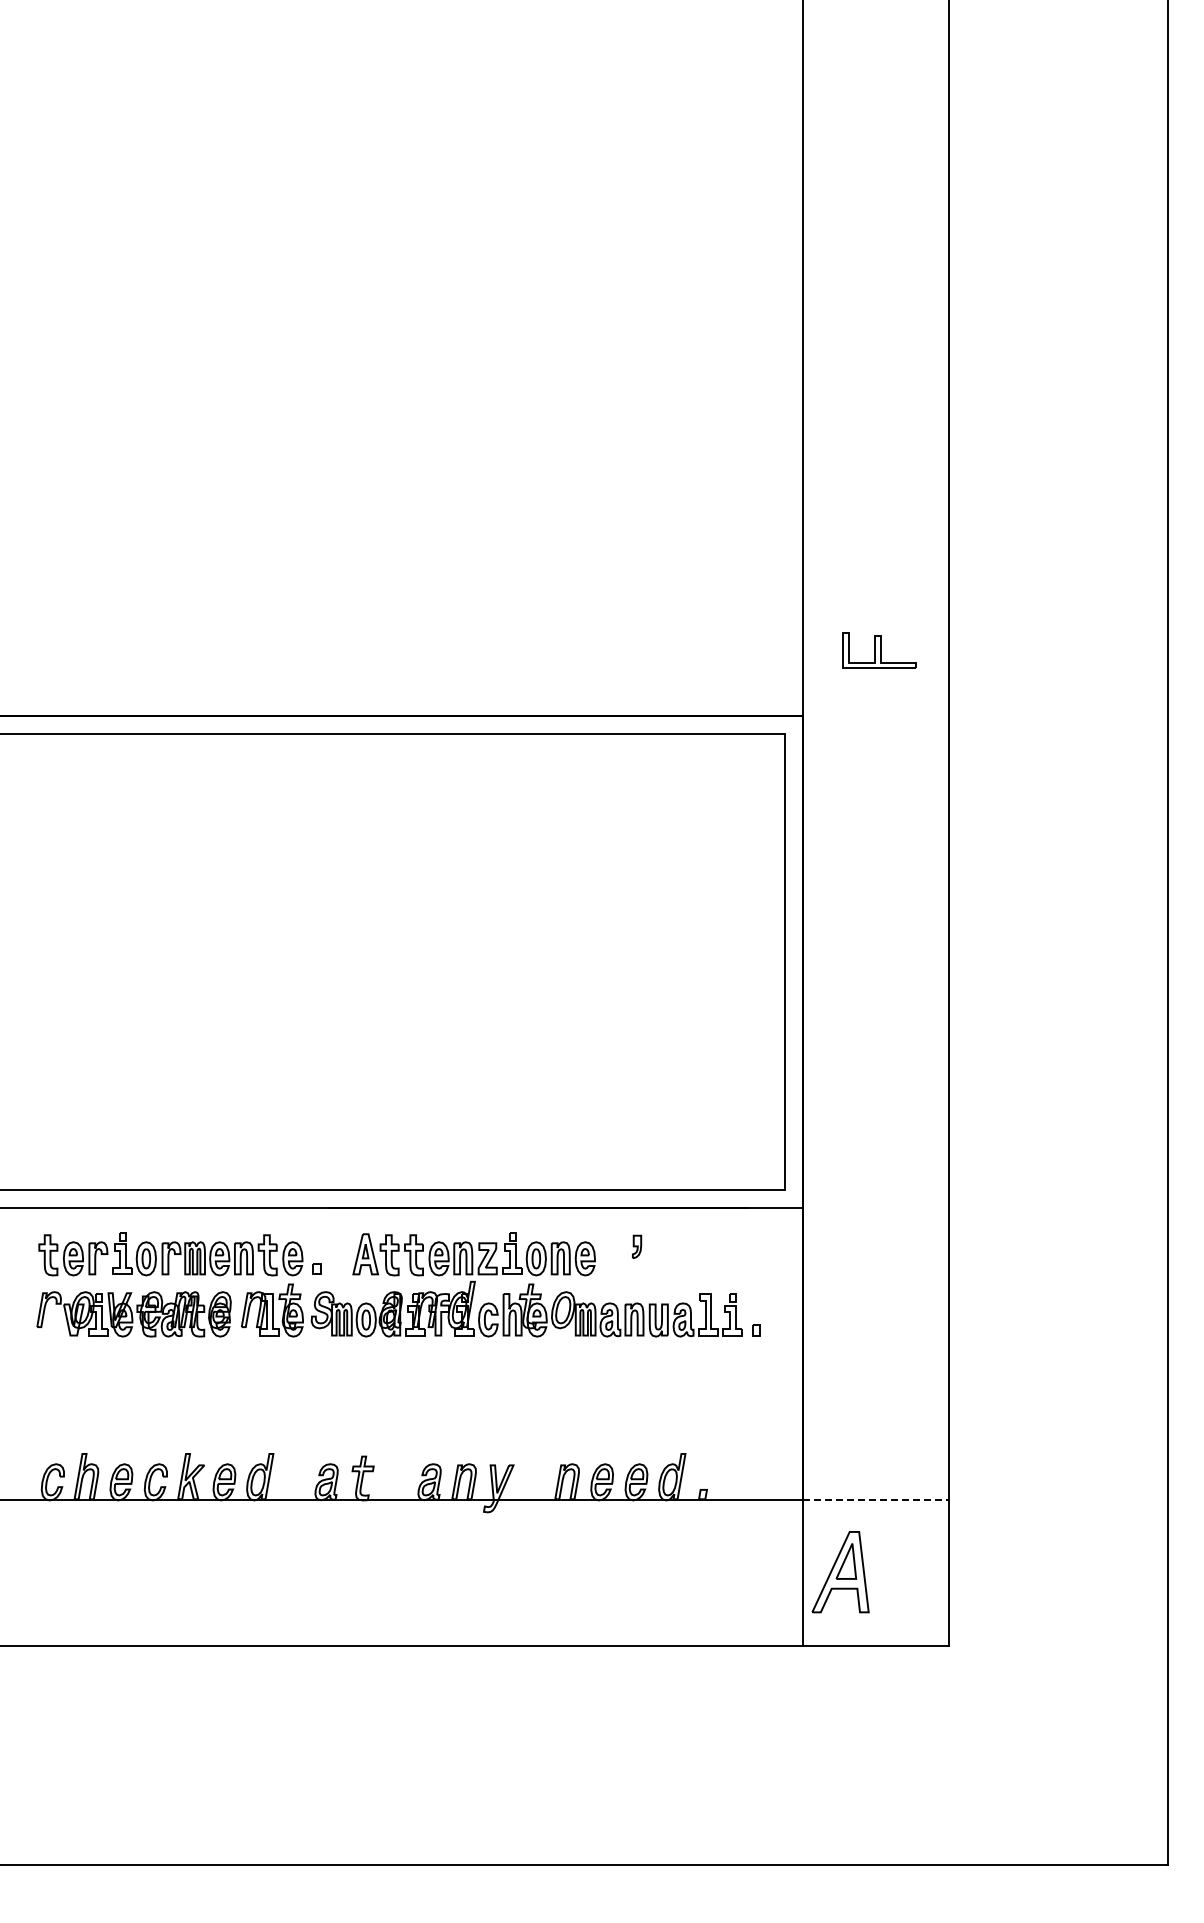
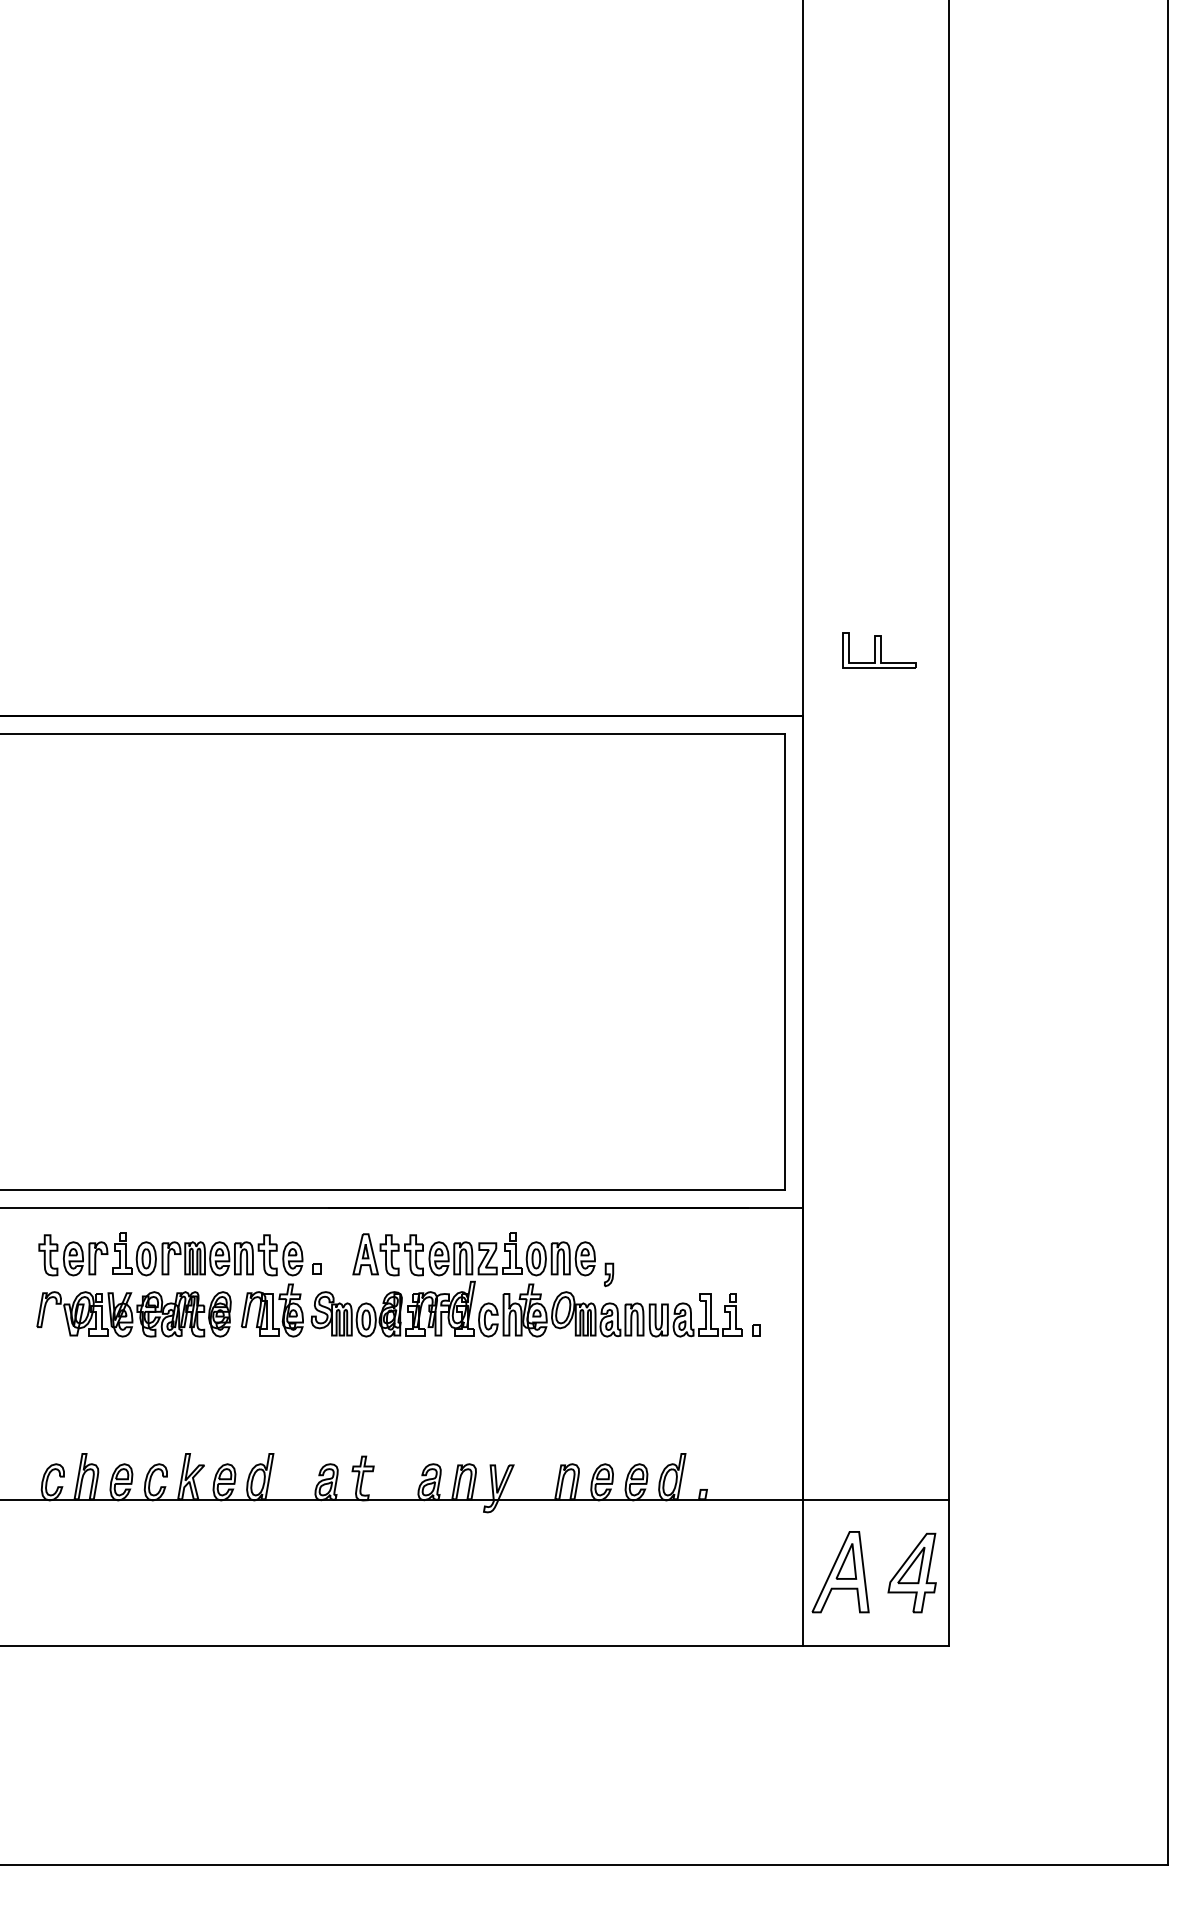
part position: (637, 1246) -> (609, 1274) (609, 1274)
line: dashed -> solid (876, 1500)
part: none -> present (911, 1572)
